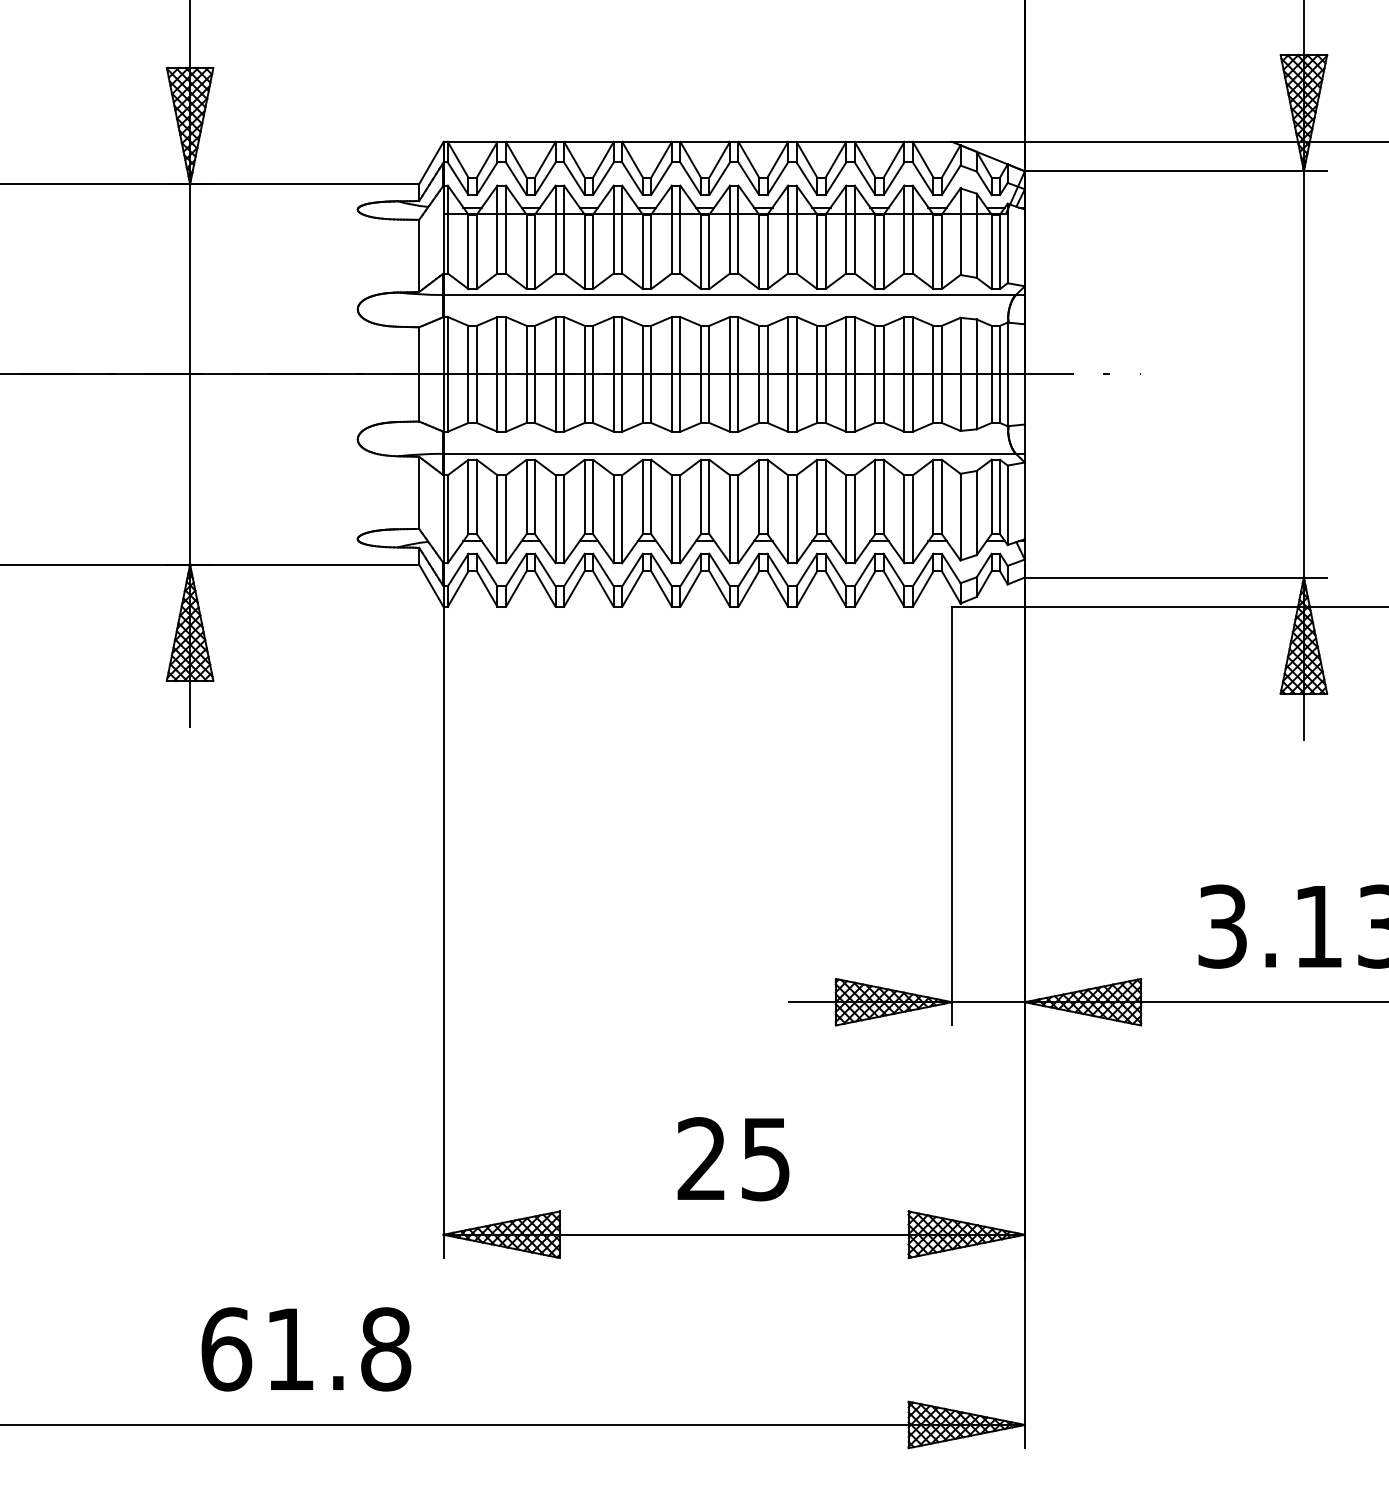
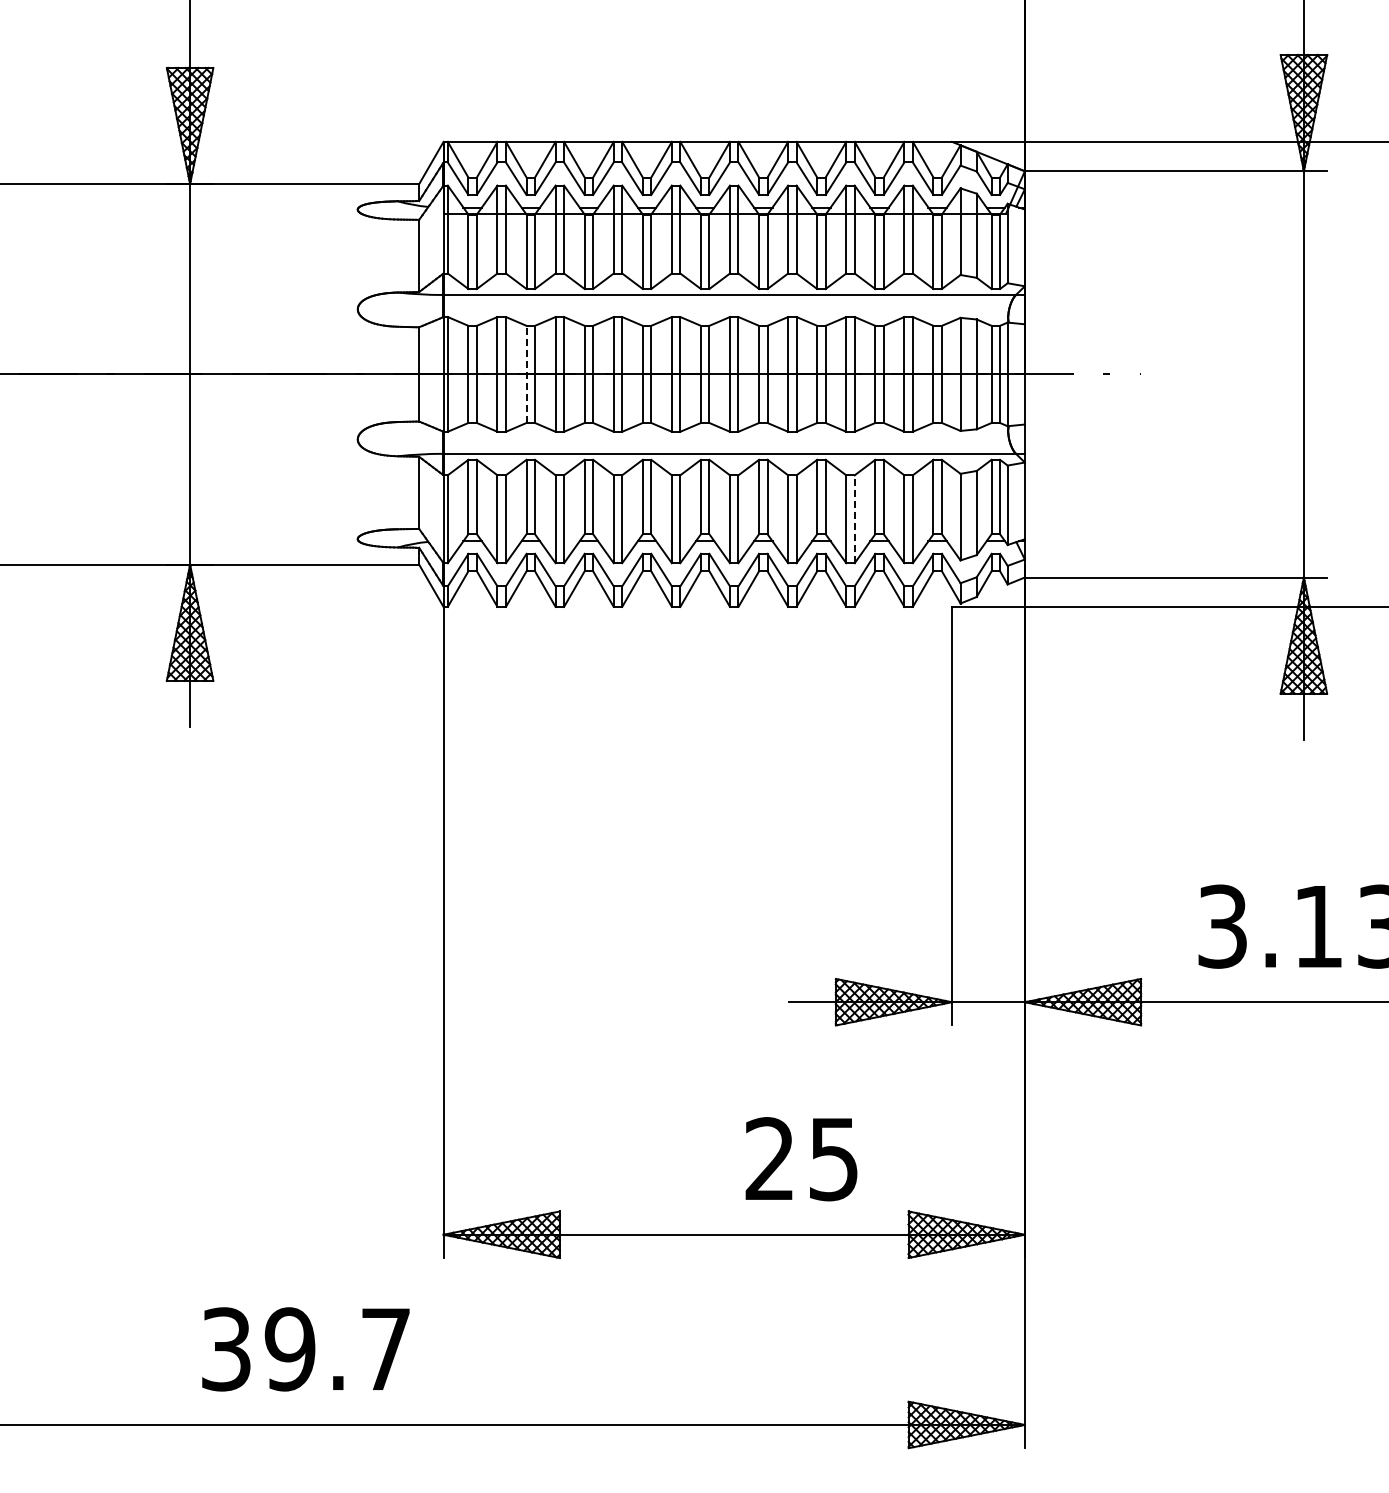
line: solid -> dashed (526, 374)
line: solid -> dashed (854, 519)
text position: (733, 1159) -> (801, 1159) (801, 1159)
text: 61.8 -> 39.7 (306, 1349)
